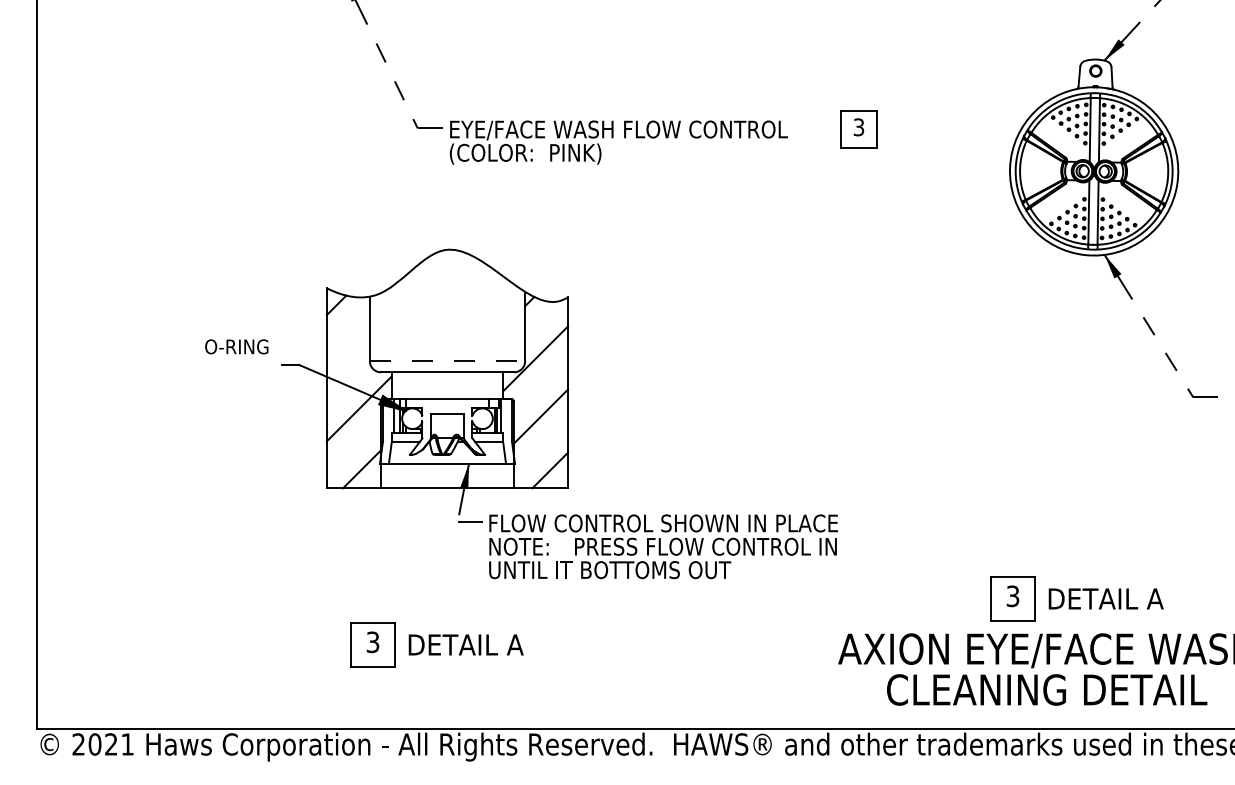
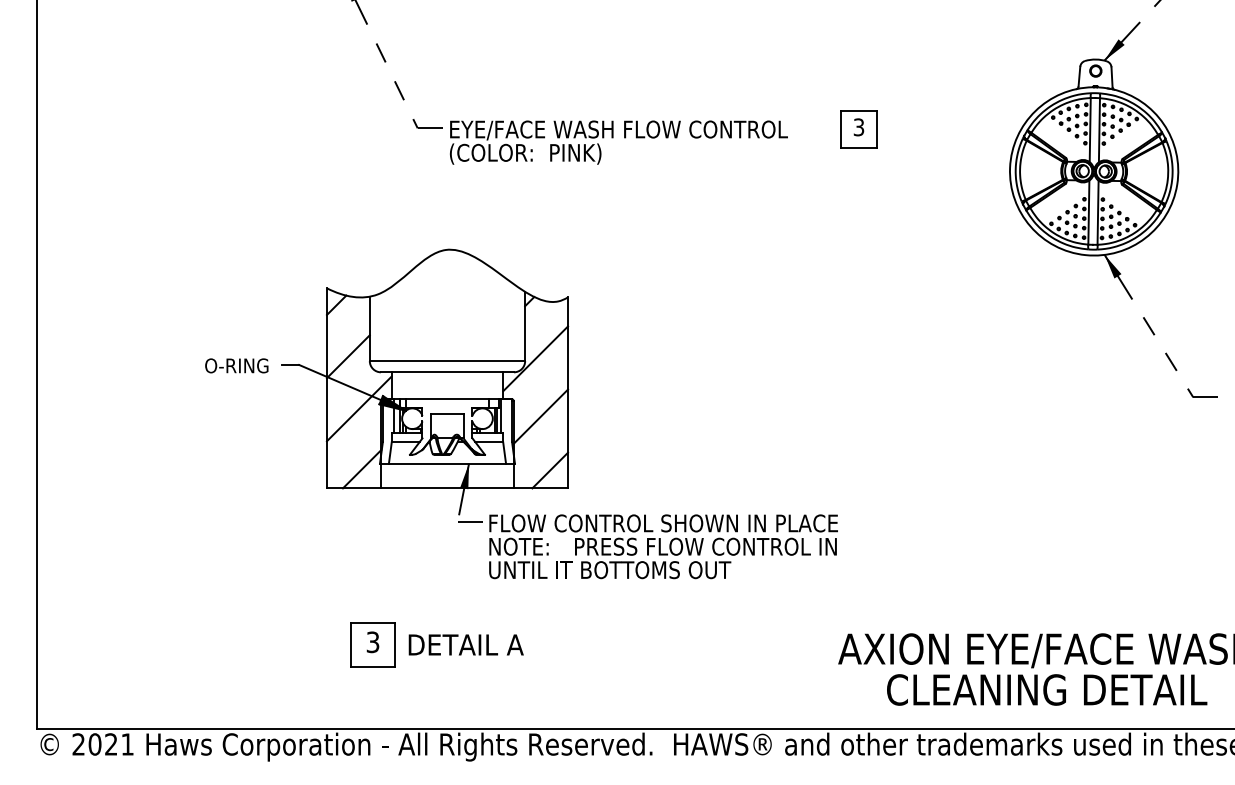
text position: (236, 346) -> (236, 365) (236, 365)
line: none -> present (347, 356)
line: dashed -> solid (447, 361)
part: present -> none (1076, 598)
